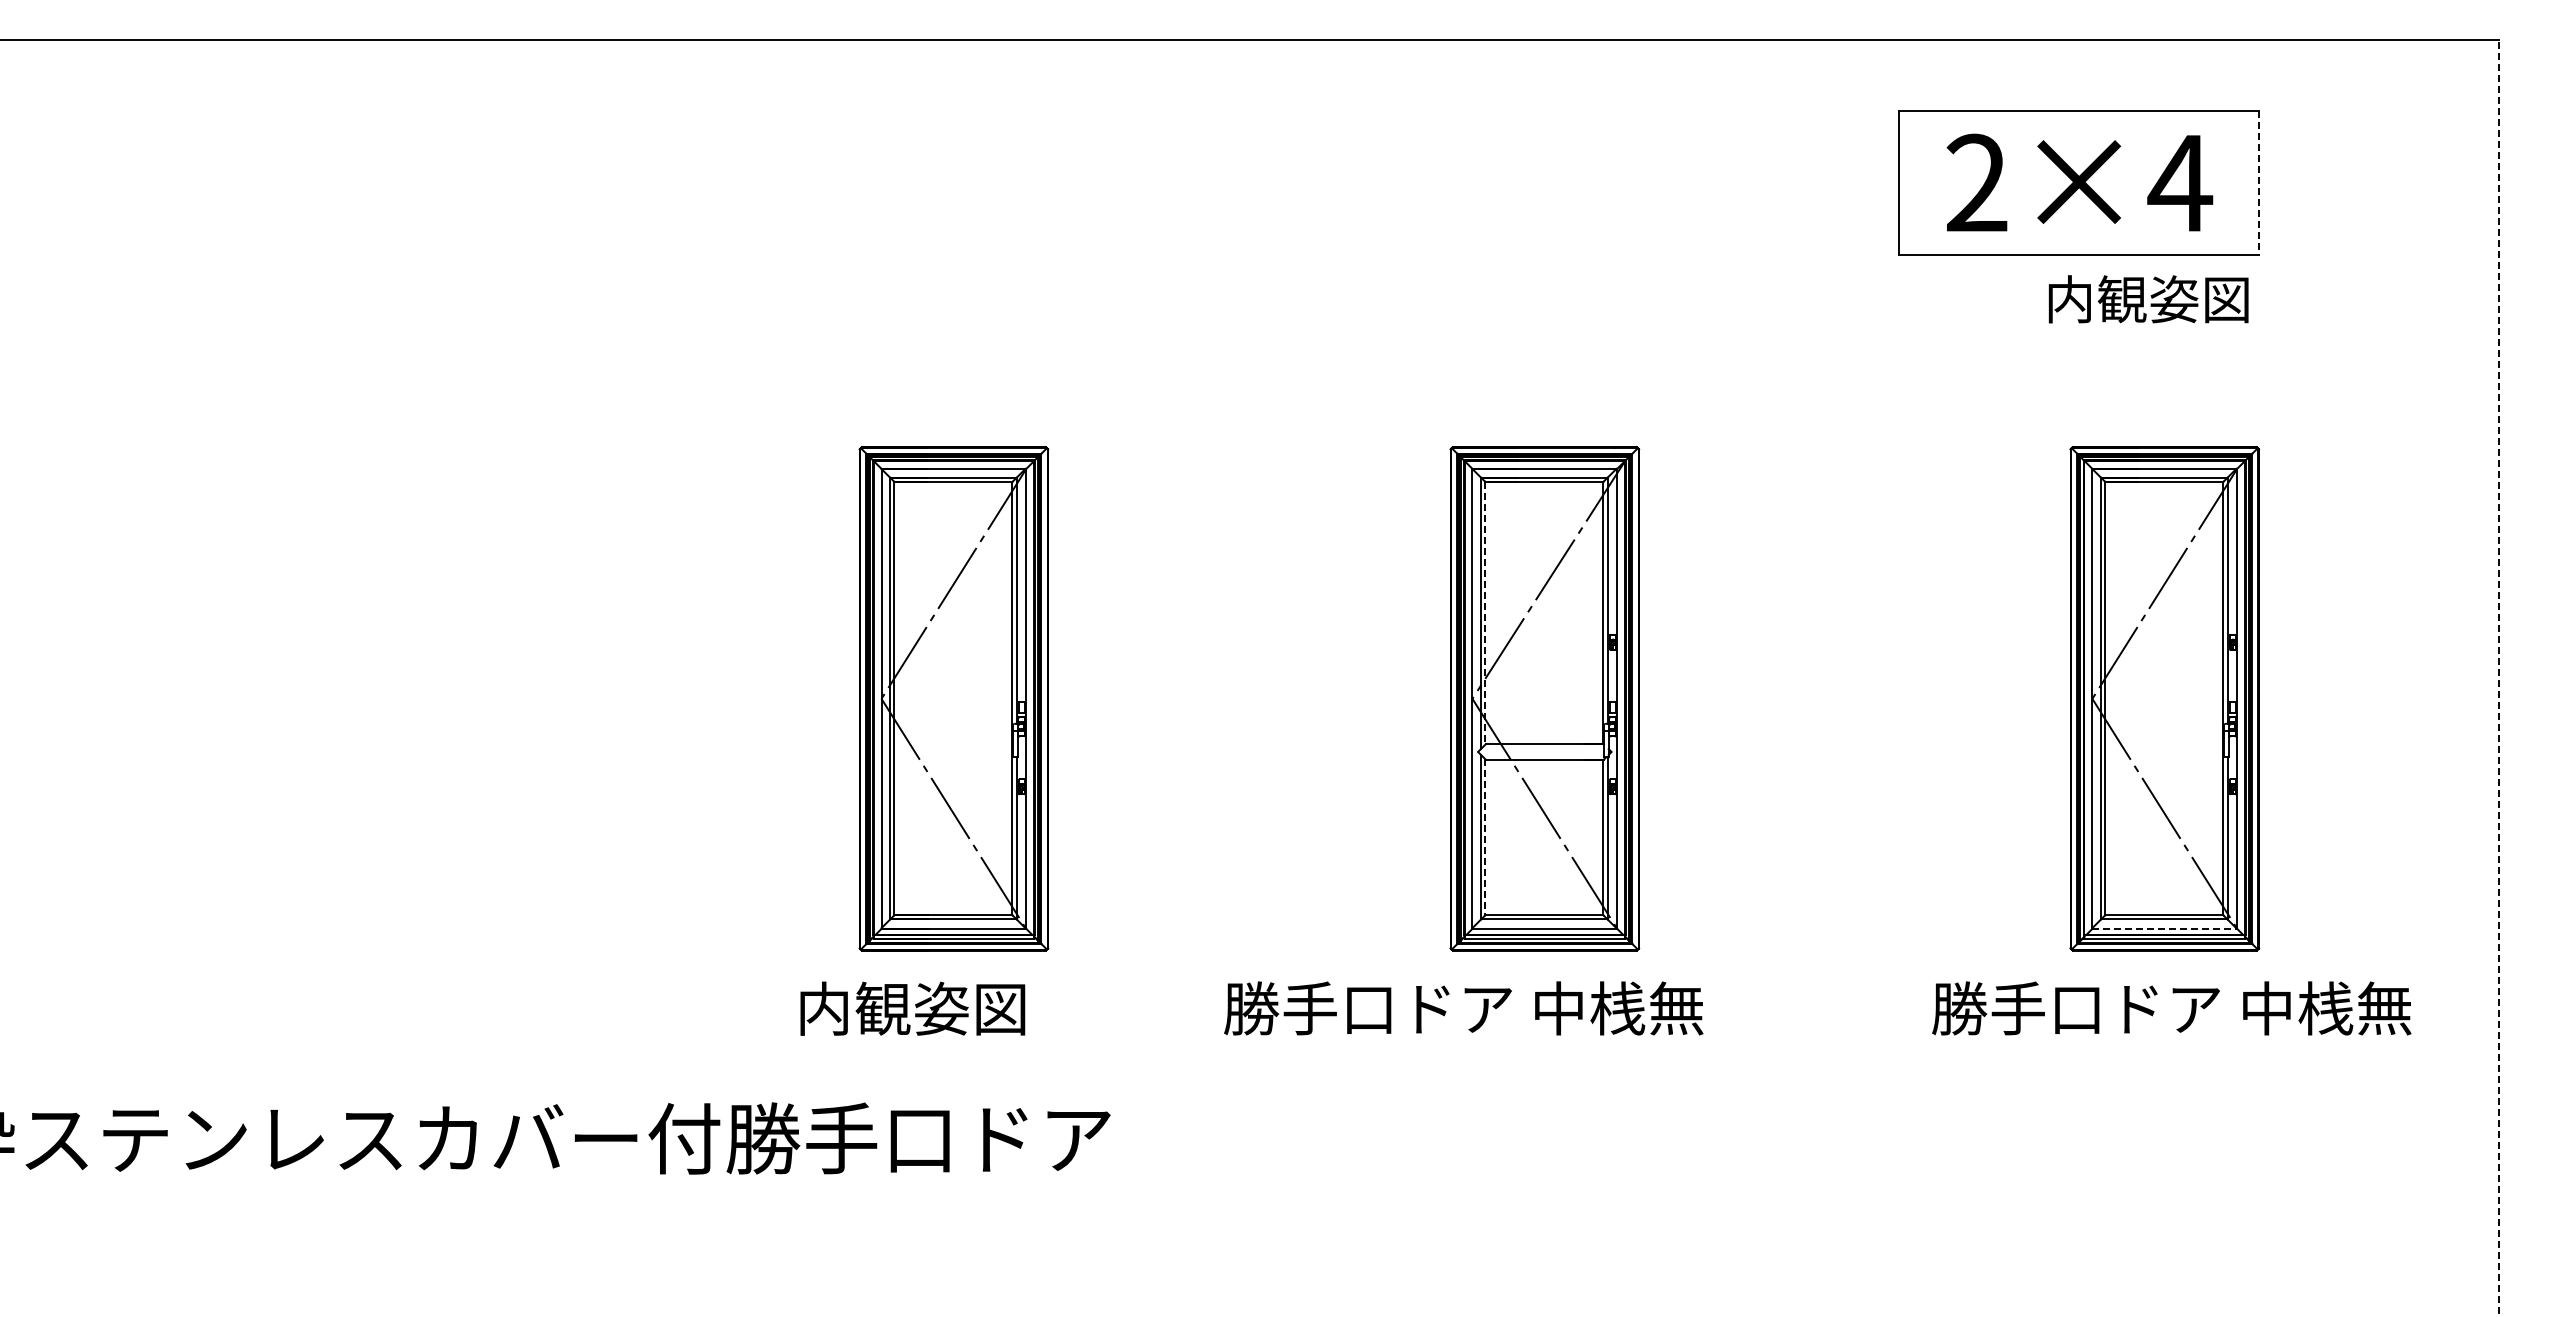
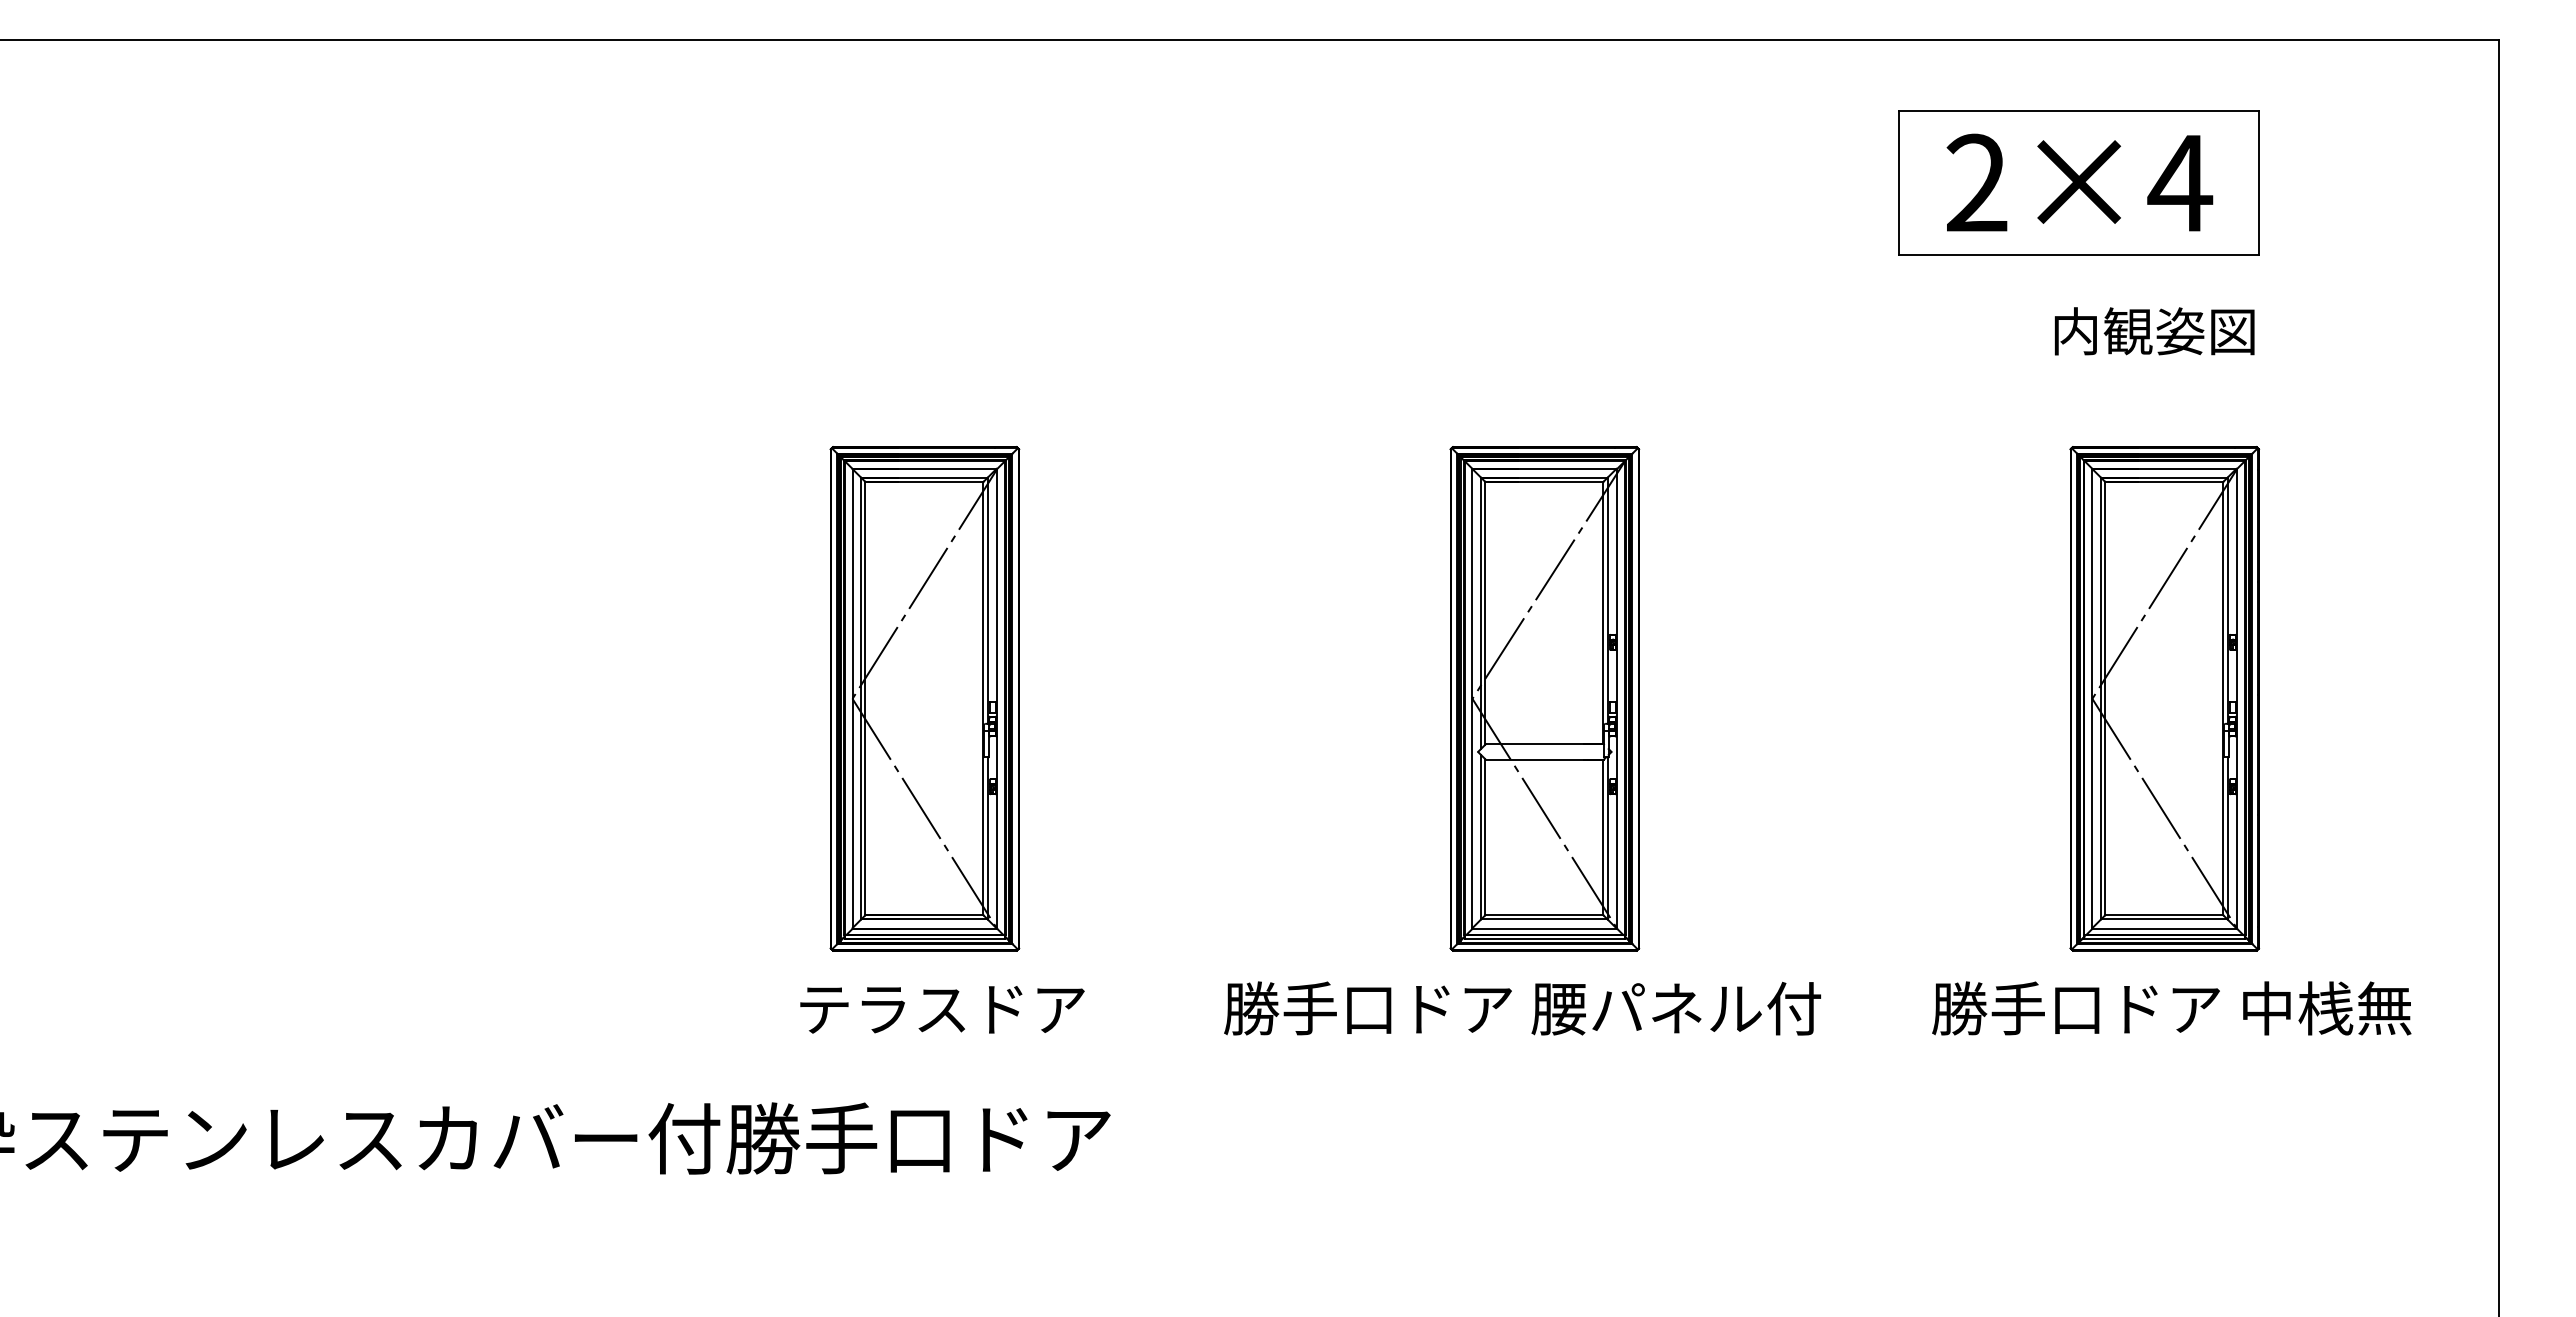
line: dashed -> solid (2258, 183)
text position: (2148, 299) -> (2154, 331) (2154, 331)
line: dashed -> solid (1485, 613)
line: dashed -> solid (2498, 677)
part position: (953, 698) -> (924, 698) (924, 698)
line: dashed -> solid (1485, 837)
line: dashed -> solid (2165, 928)
text: 内観姿図 -> テラスドア (942, 1008)
text: 勝手口ドア 中桟無 -> 勝手口ドア 腰パネル付 (1676, 1008)
